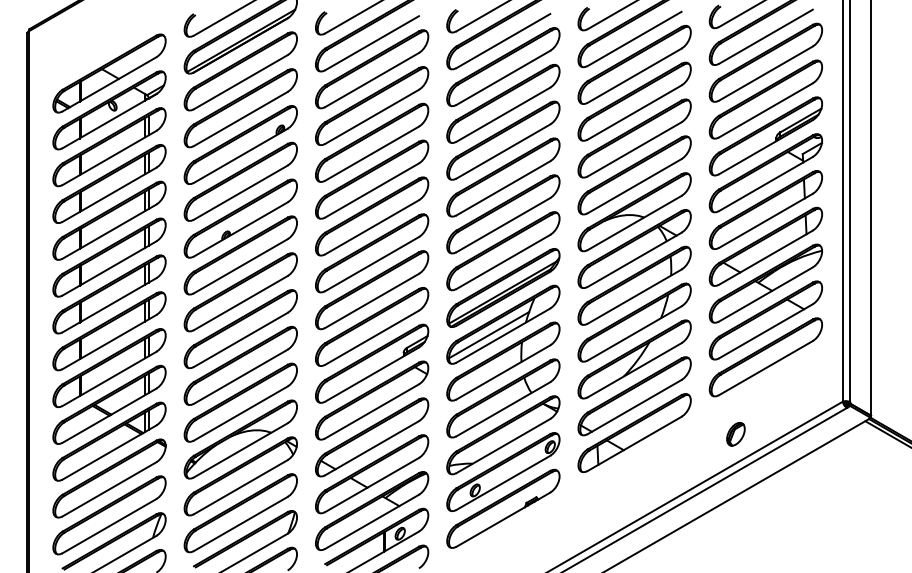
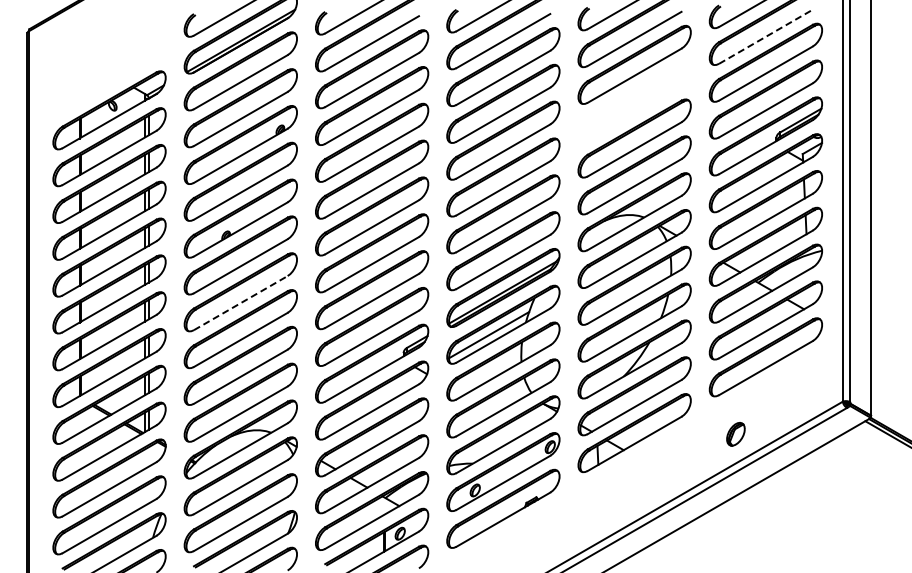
line: solid -> dashed (766, 36)
part: present -> none (109, 73)
part: present -> none (634, 101)
line: solid -> dashed (241, 302)
